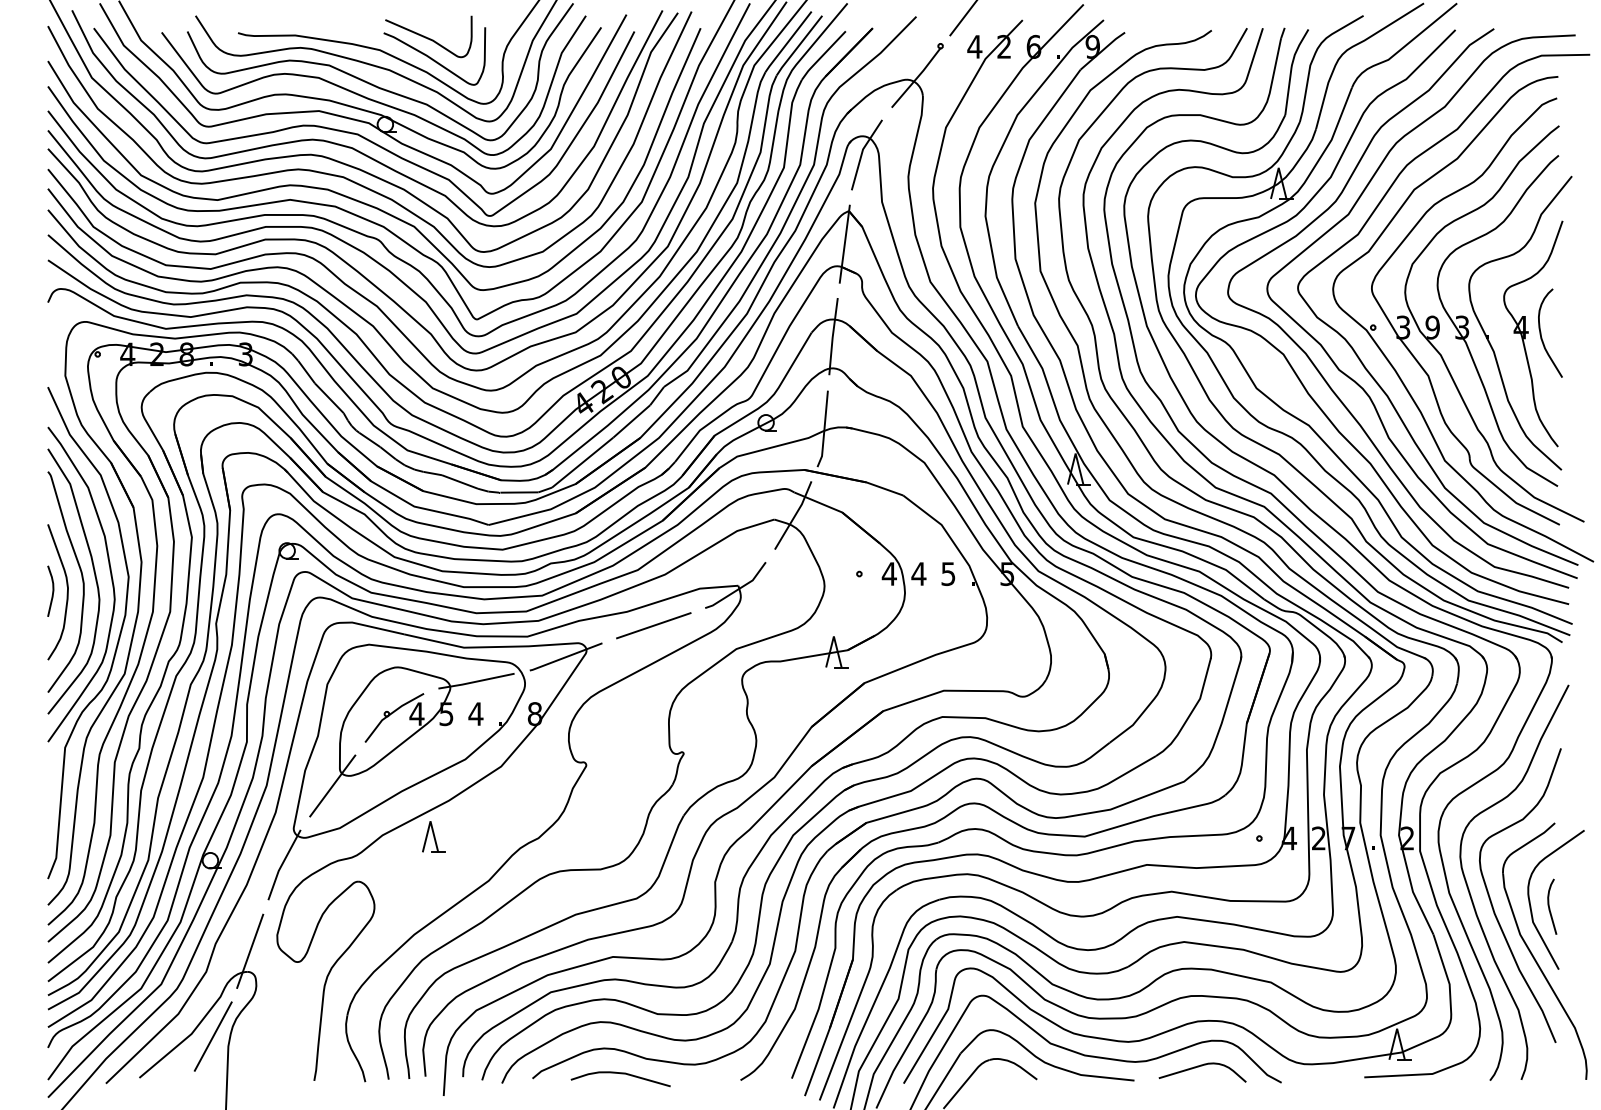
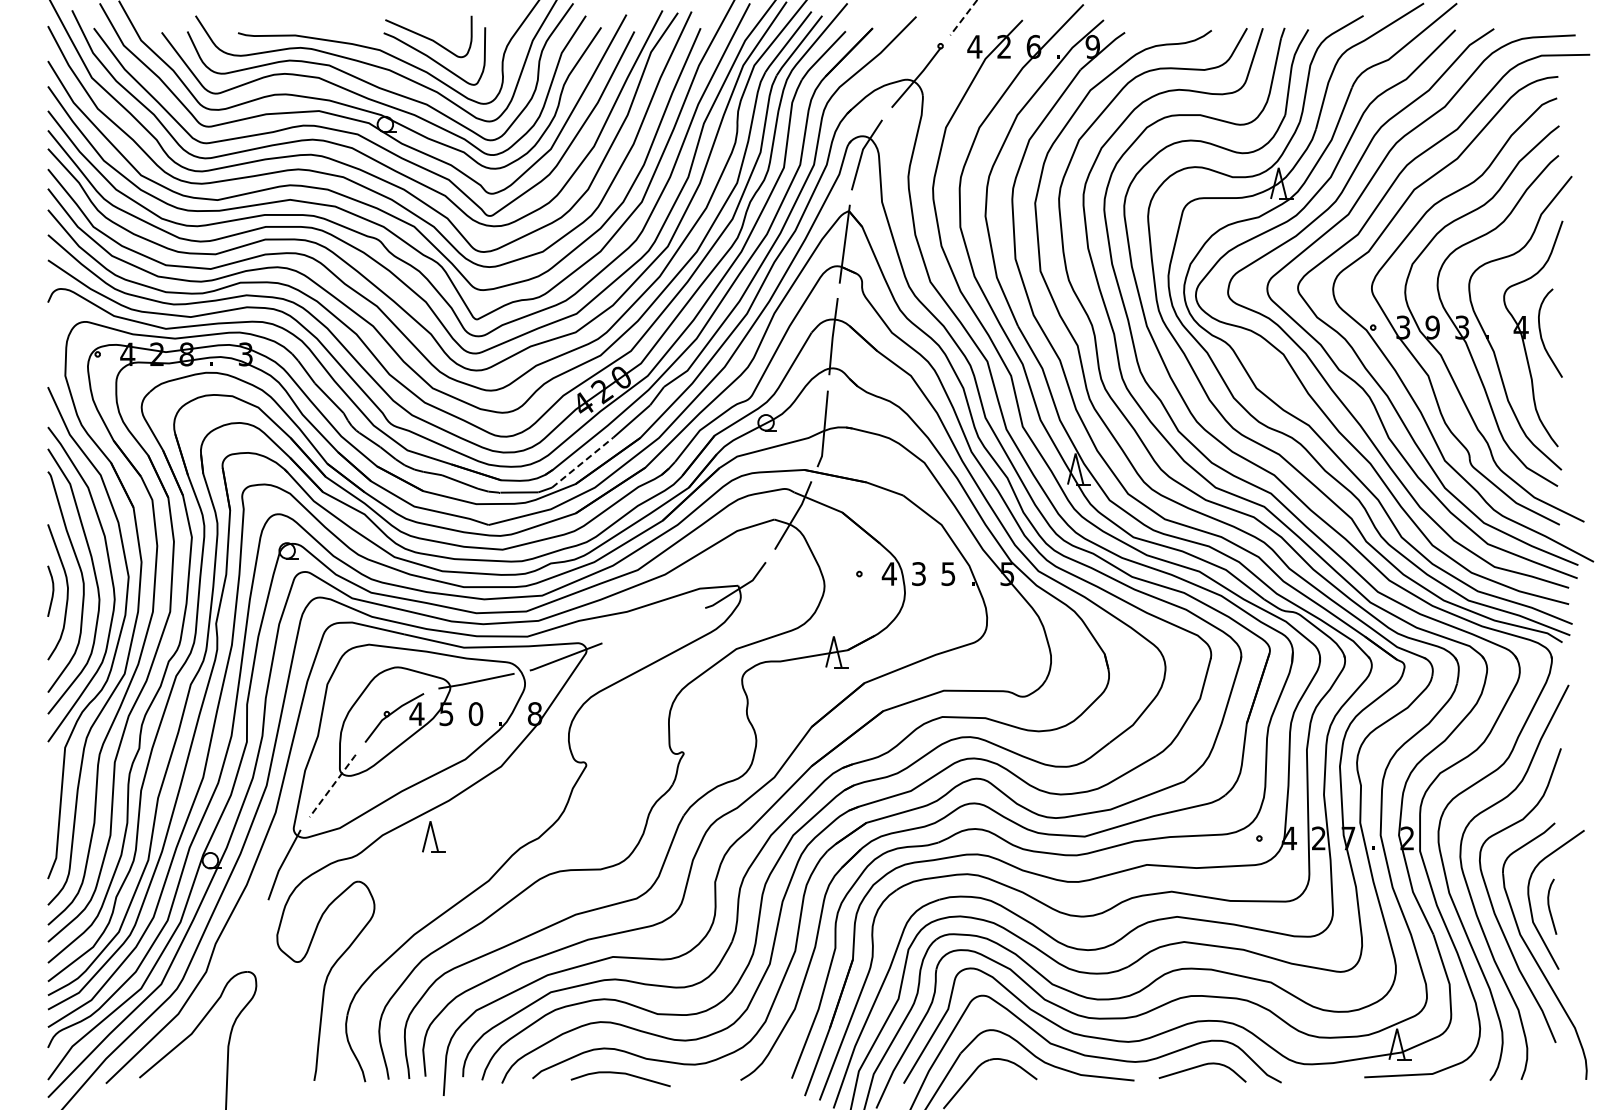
line: solid -> dashed (963, 17)
line: solid -> dashed (582, 462)
text: 4 -> 3 (918, 574)
line: present -> none (653, 625)
text: 4 -> 0 (475, 714)
line: solid -> dashed (332, 785)
line: present -> none (250, 950)
line: present -> none (212, 1036)
